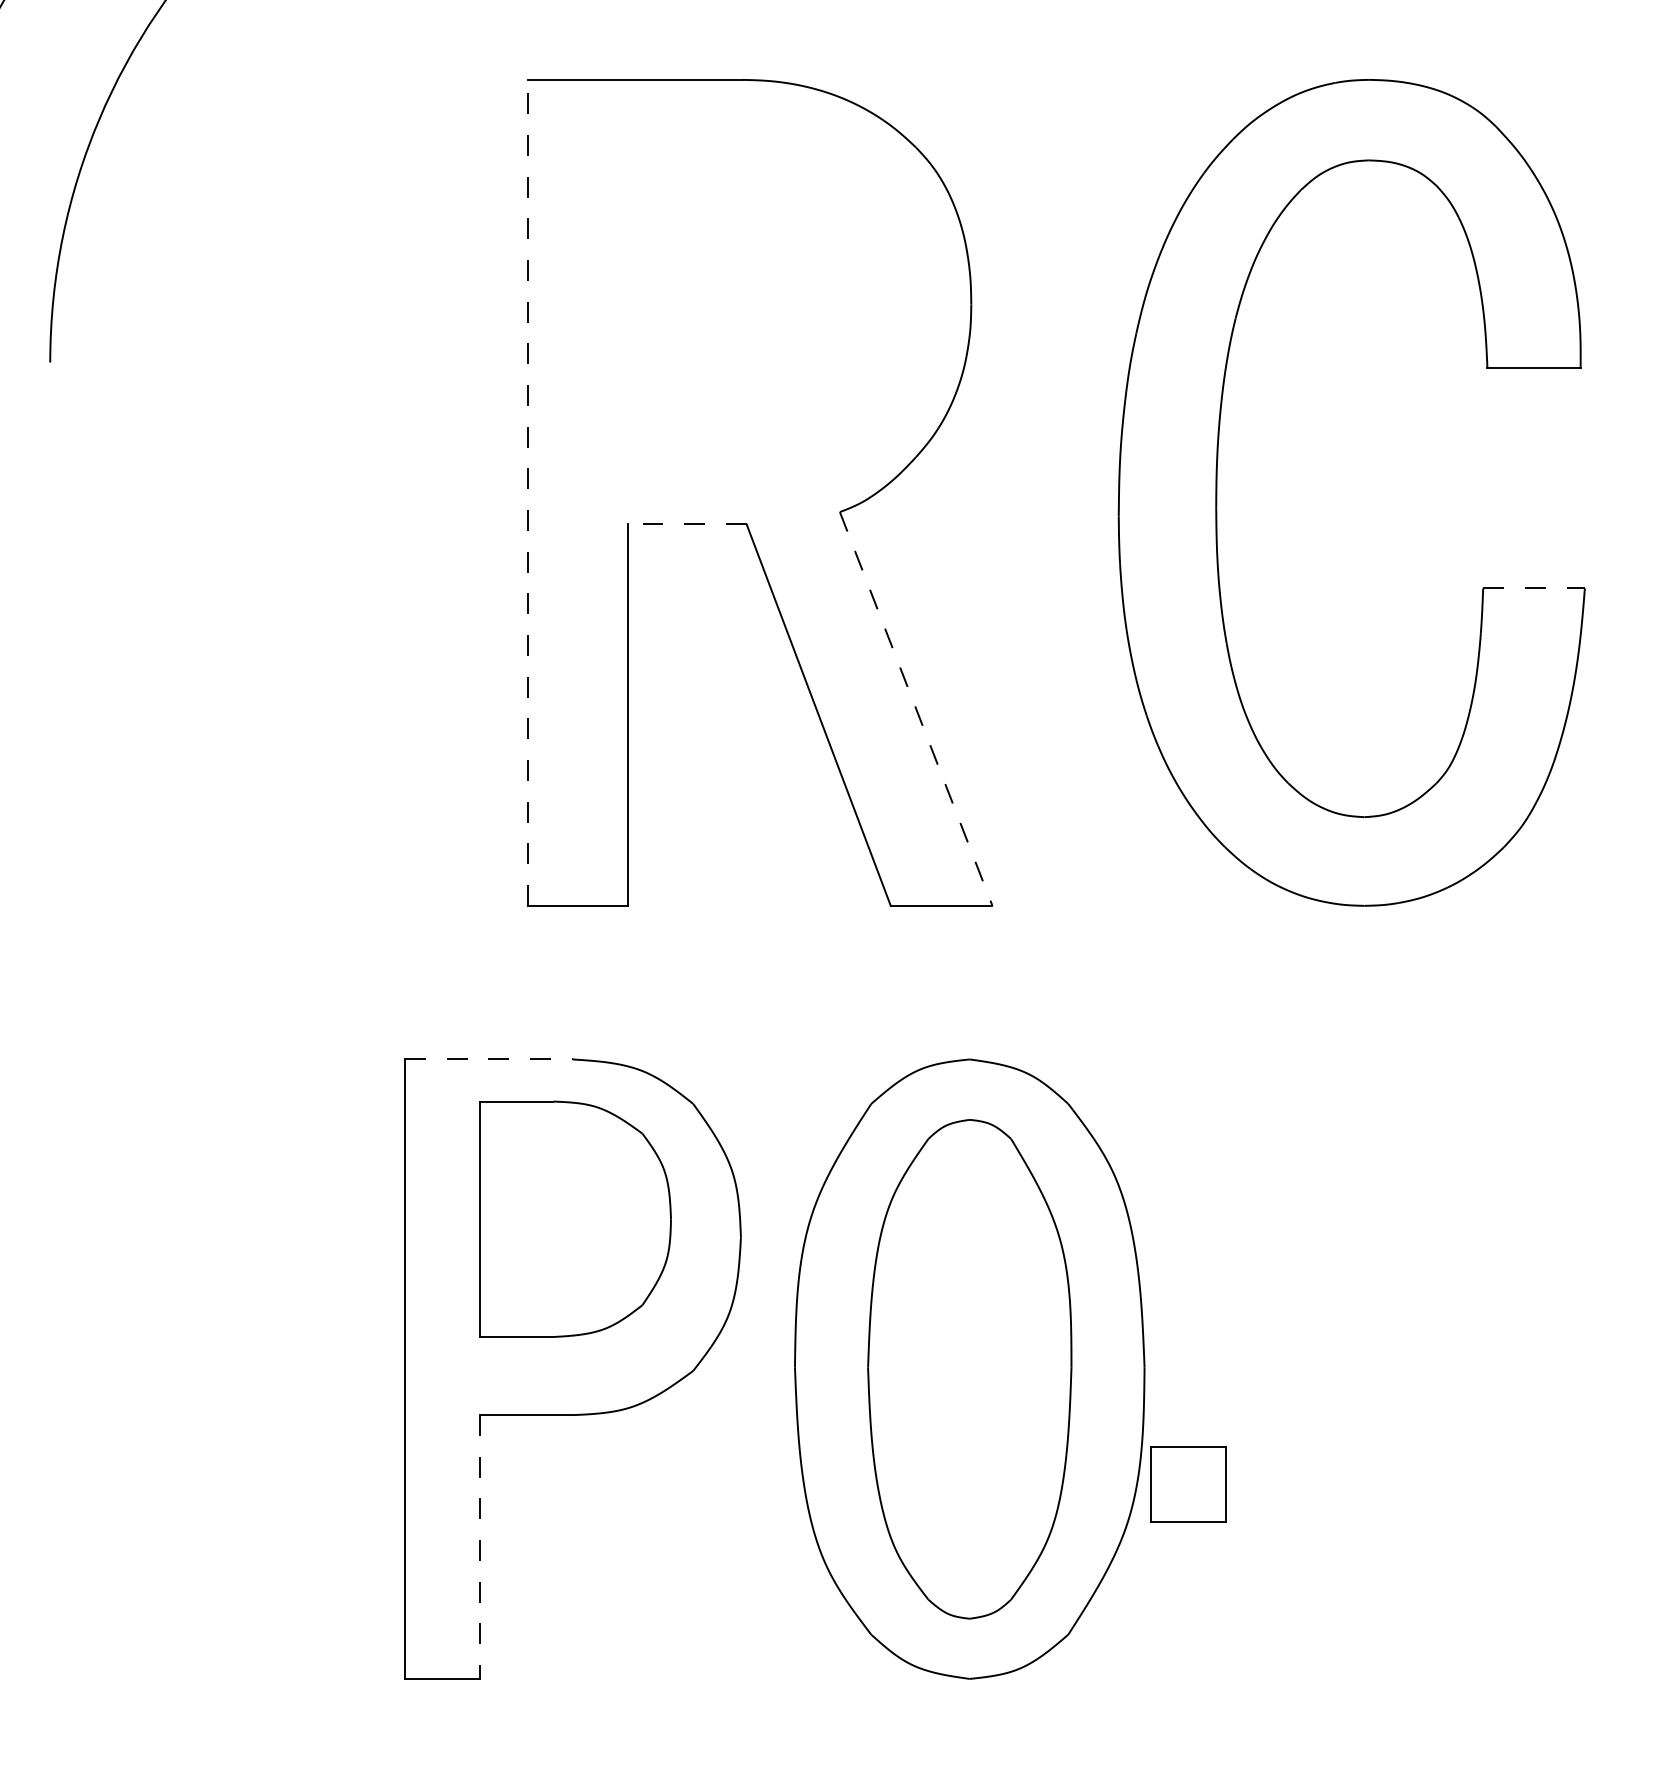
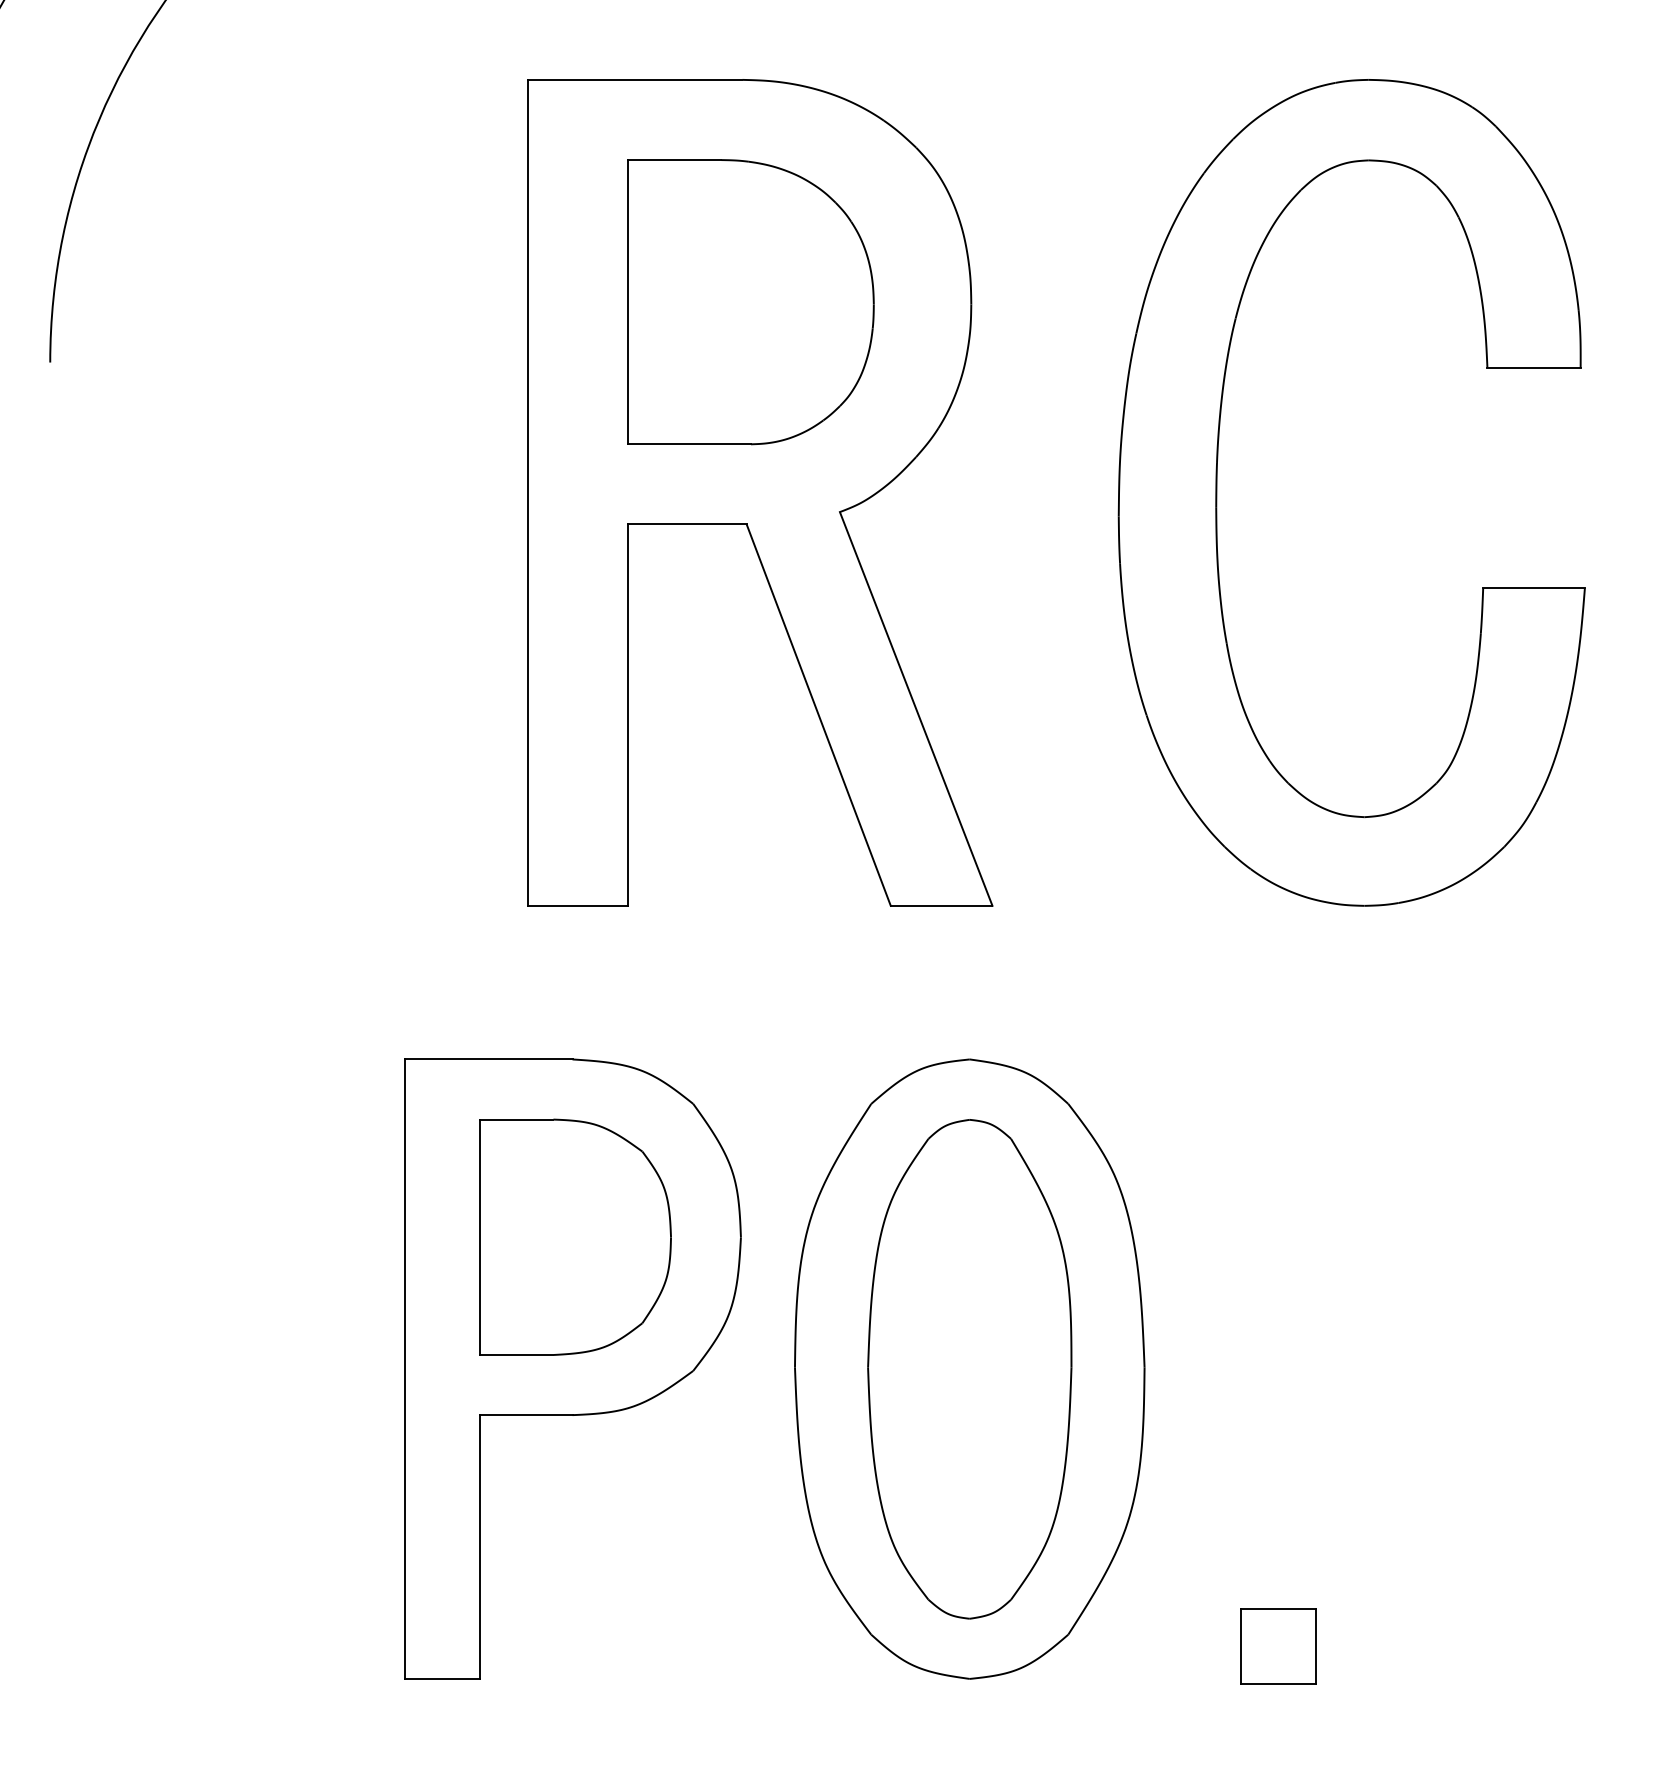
part: none -> present (750, 302)
line: dashed -> solid (527, 492)
line: dashed -> solid (686, 524)
line: dashed -> solid (1534, 588)
line: dashed -> solid (916, 709)
line: dashed -> solid (488, 1059)
part position: (575, 1218) -> (575, 1236) (575, 1236)
part position: (1188, 1484) -> (1278, 1646) (1278, 1646)
line: dashed -> solid (480, 1547)
